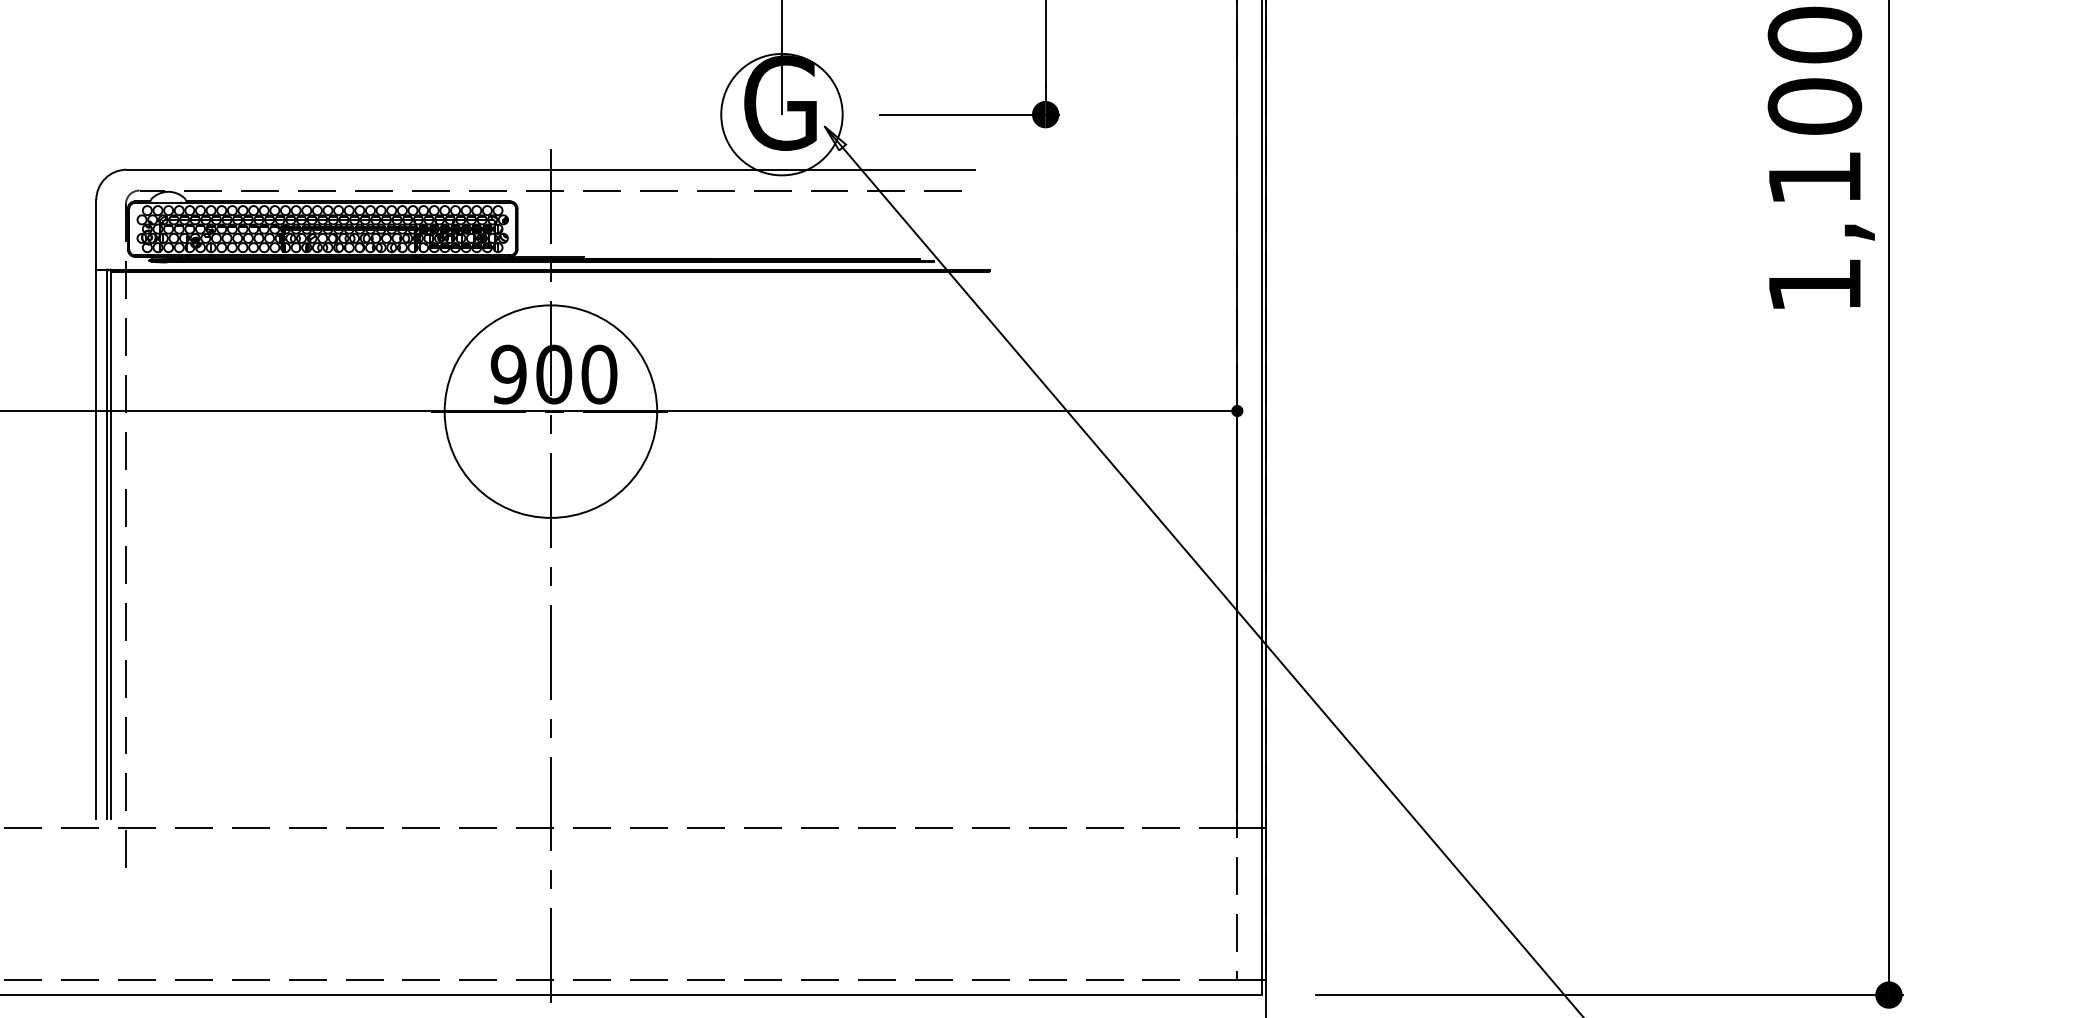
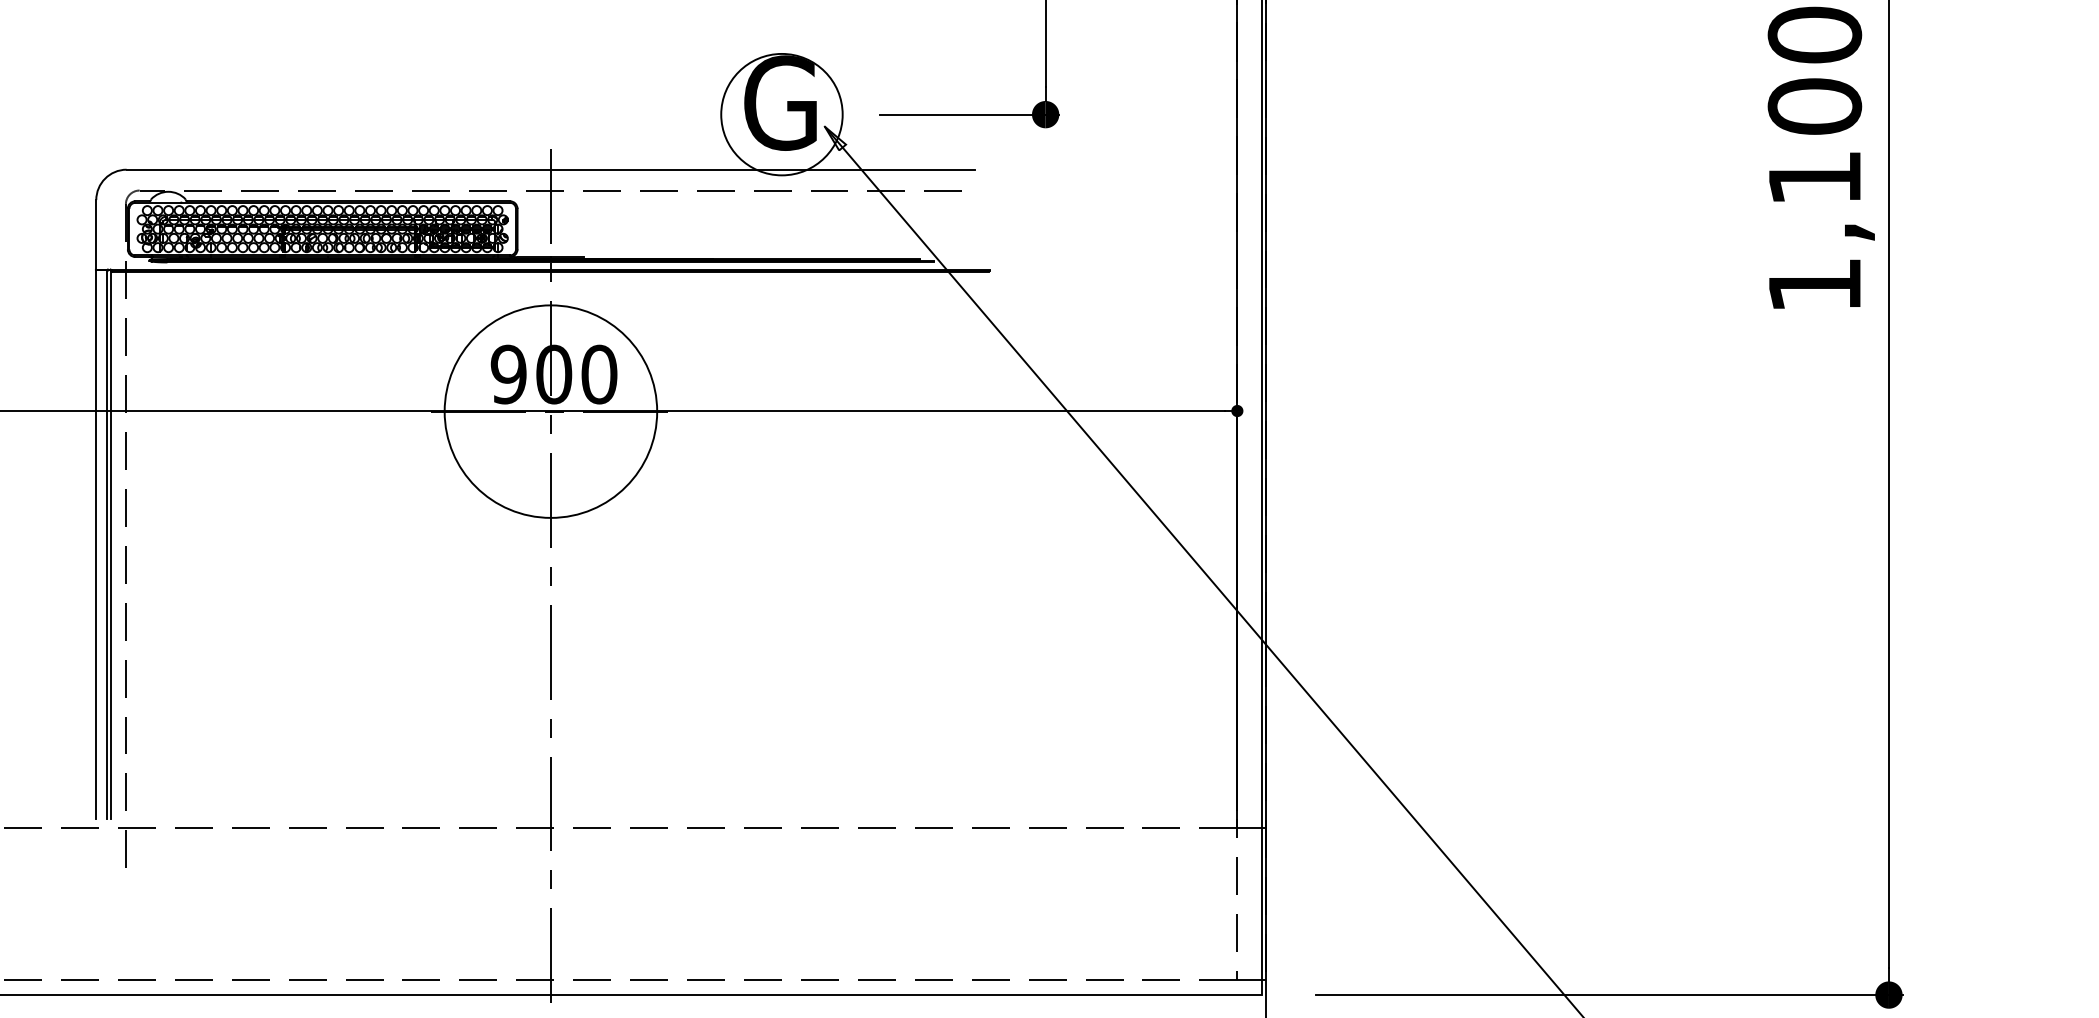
line: present -> none (781, 57)
